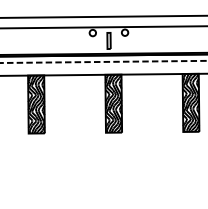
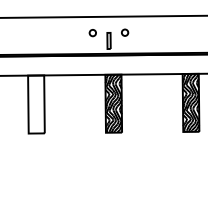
line: present -> none (103, 27)
line: present -> none (103, 61)
hatch: present -> none (36, 104)
